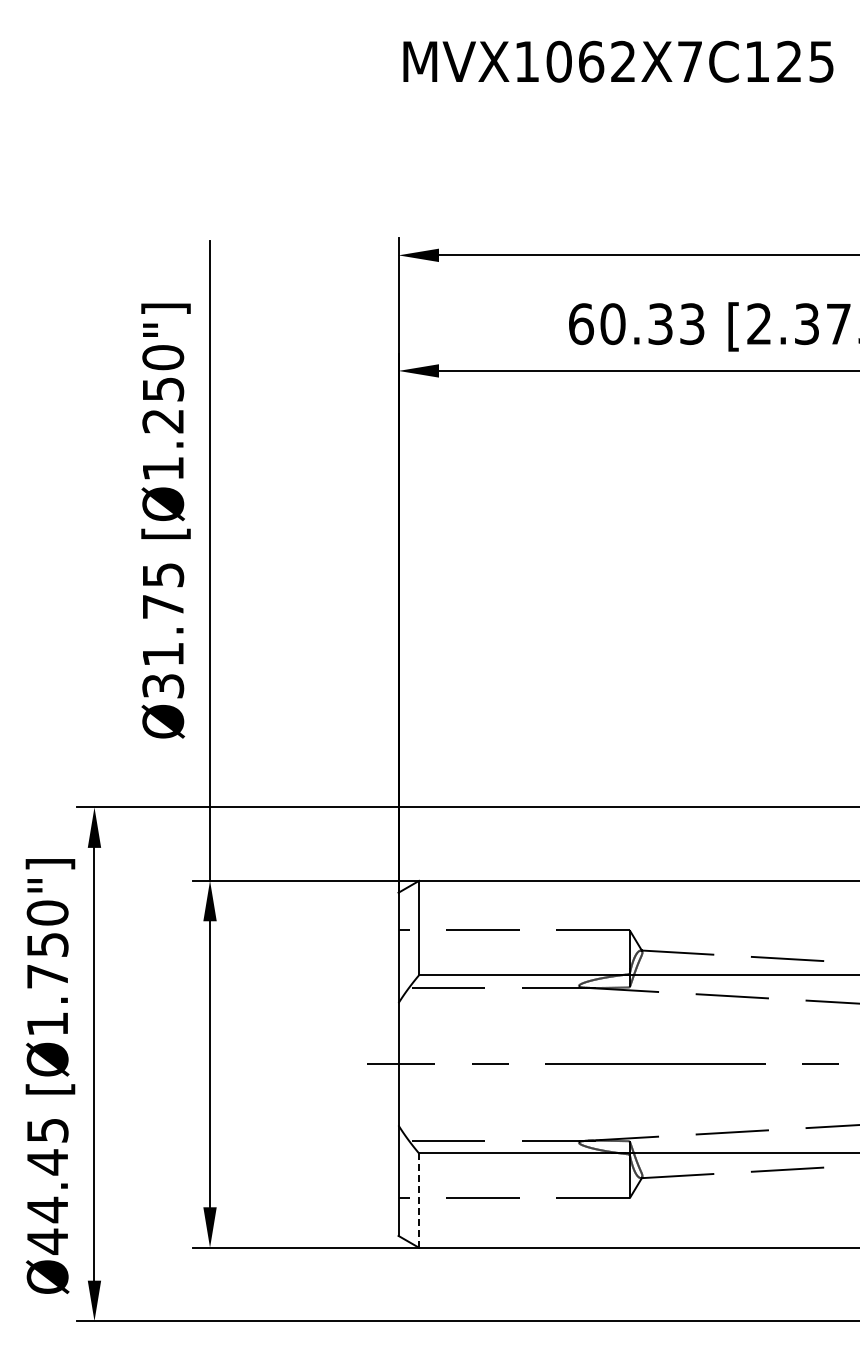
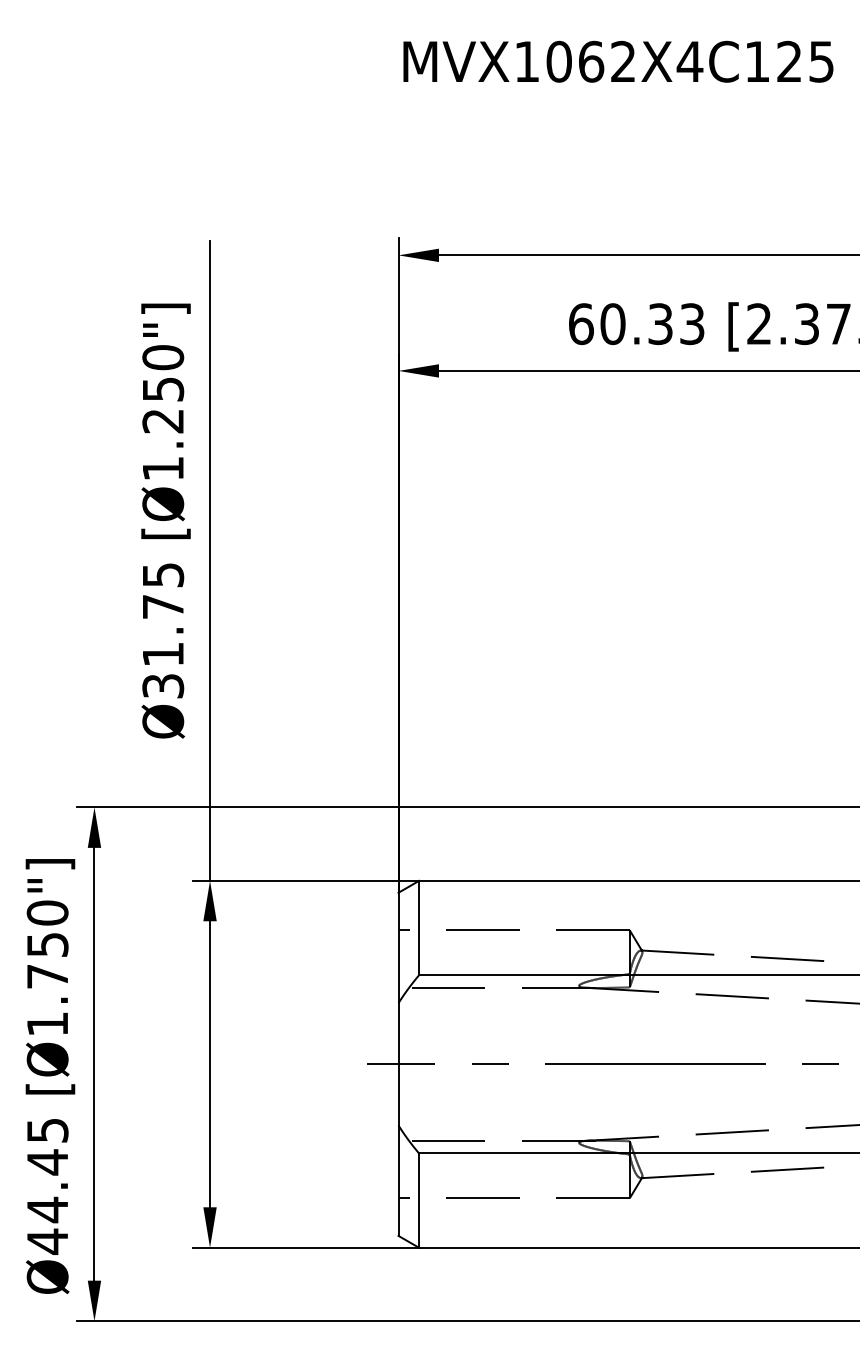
text: MVX1062X7C125 -> MVX1062X4C125 (689, 61)
line: dashed -> solid (419, 1201)
